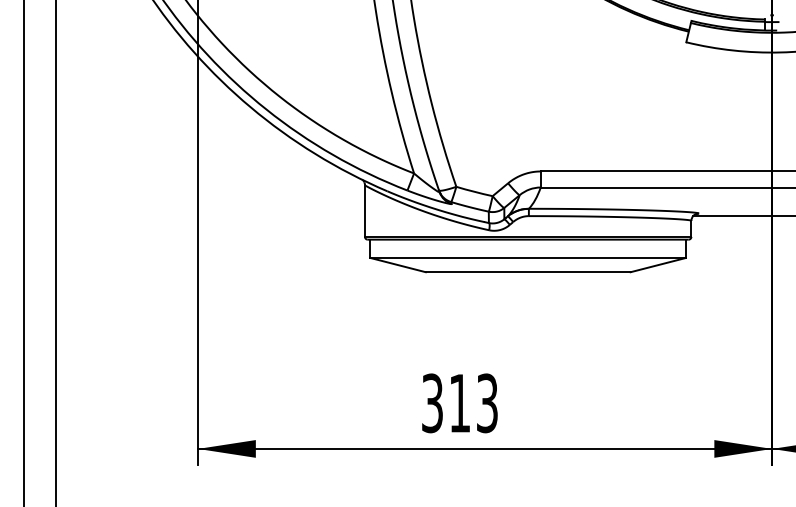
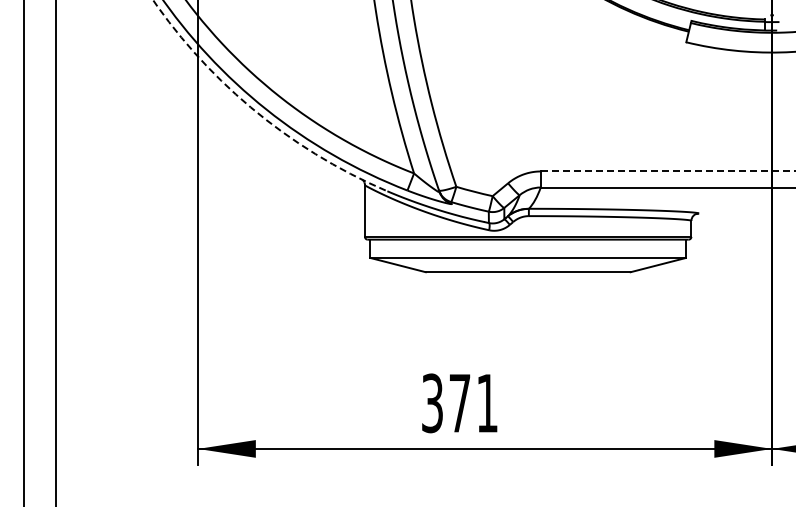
arc: solid -> dashed (257, 113)
line: solid -> dashed (668, 171)
line: present -> none (742, 216)
text: 313 -> 371 (473, 403)
